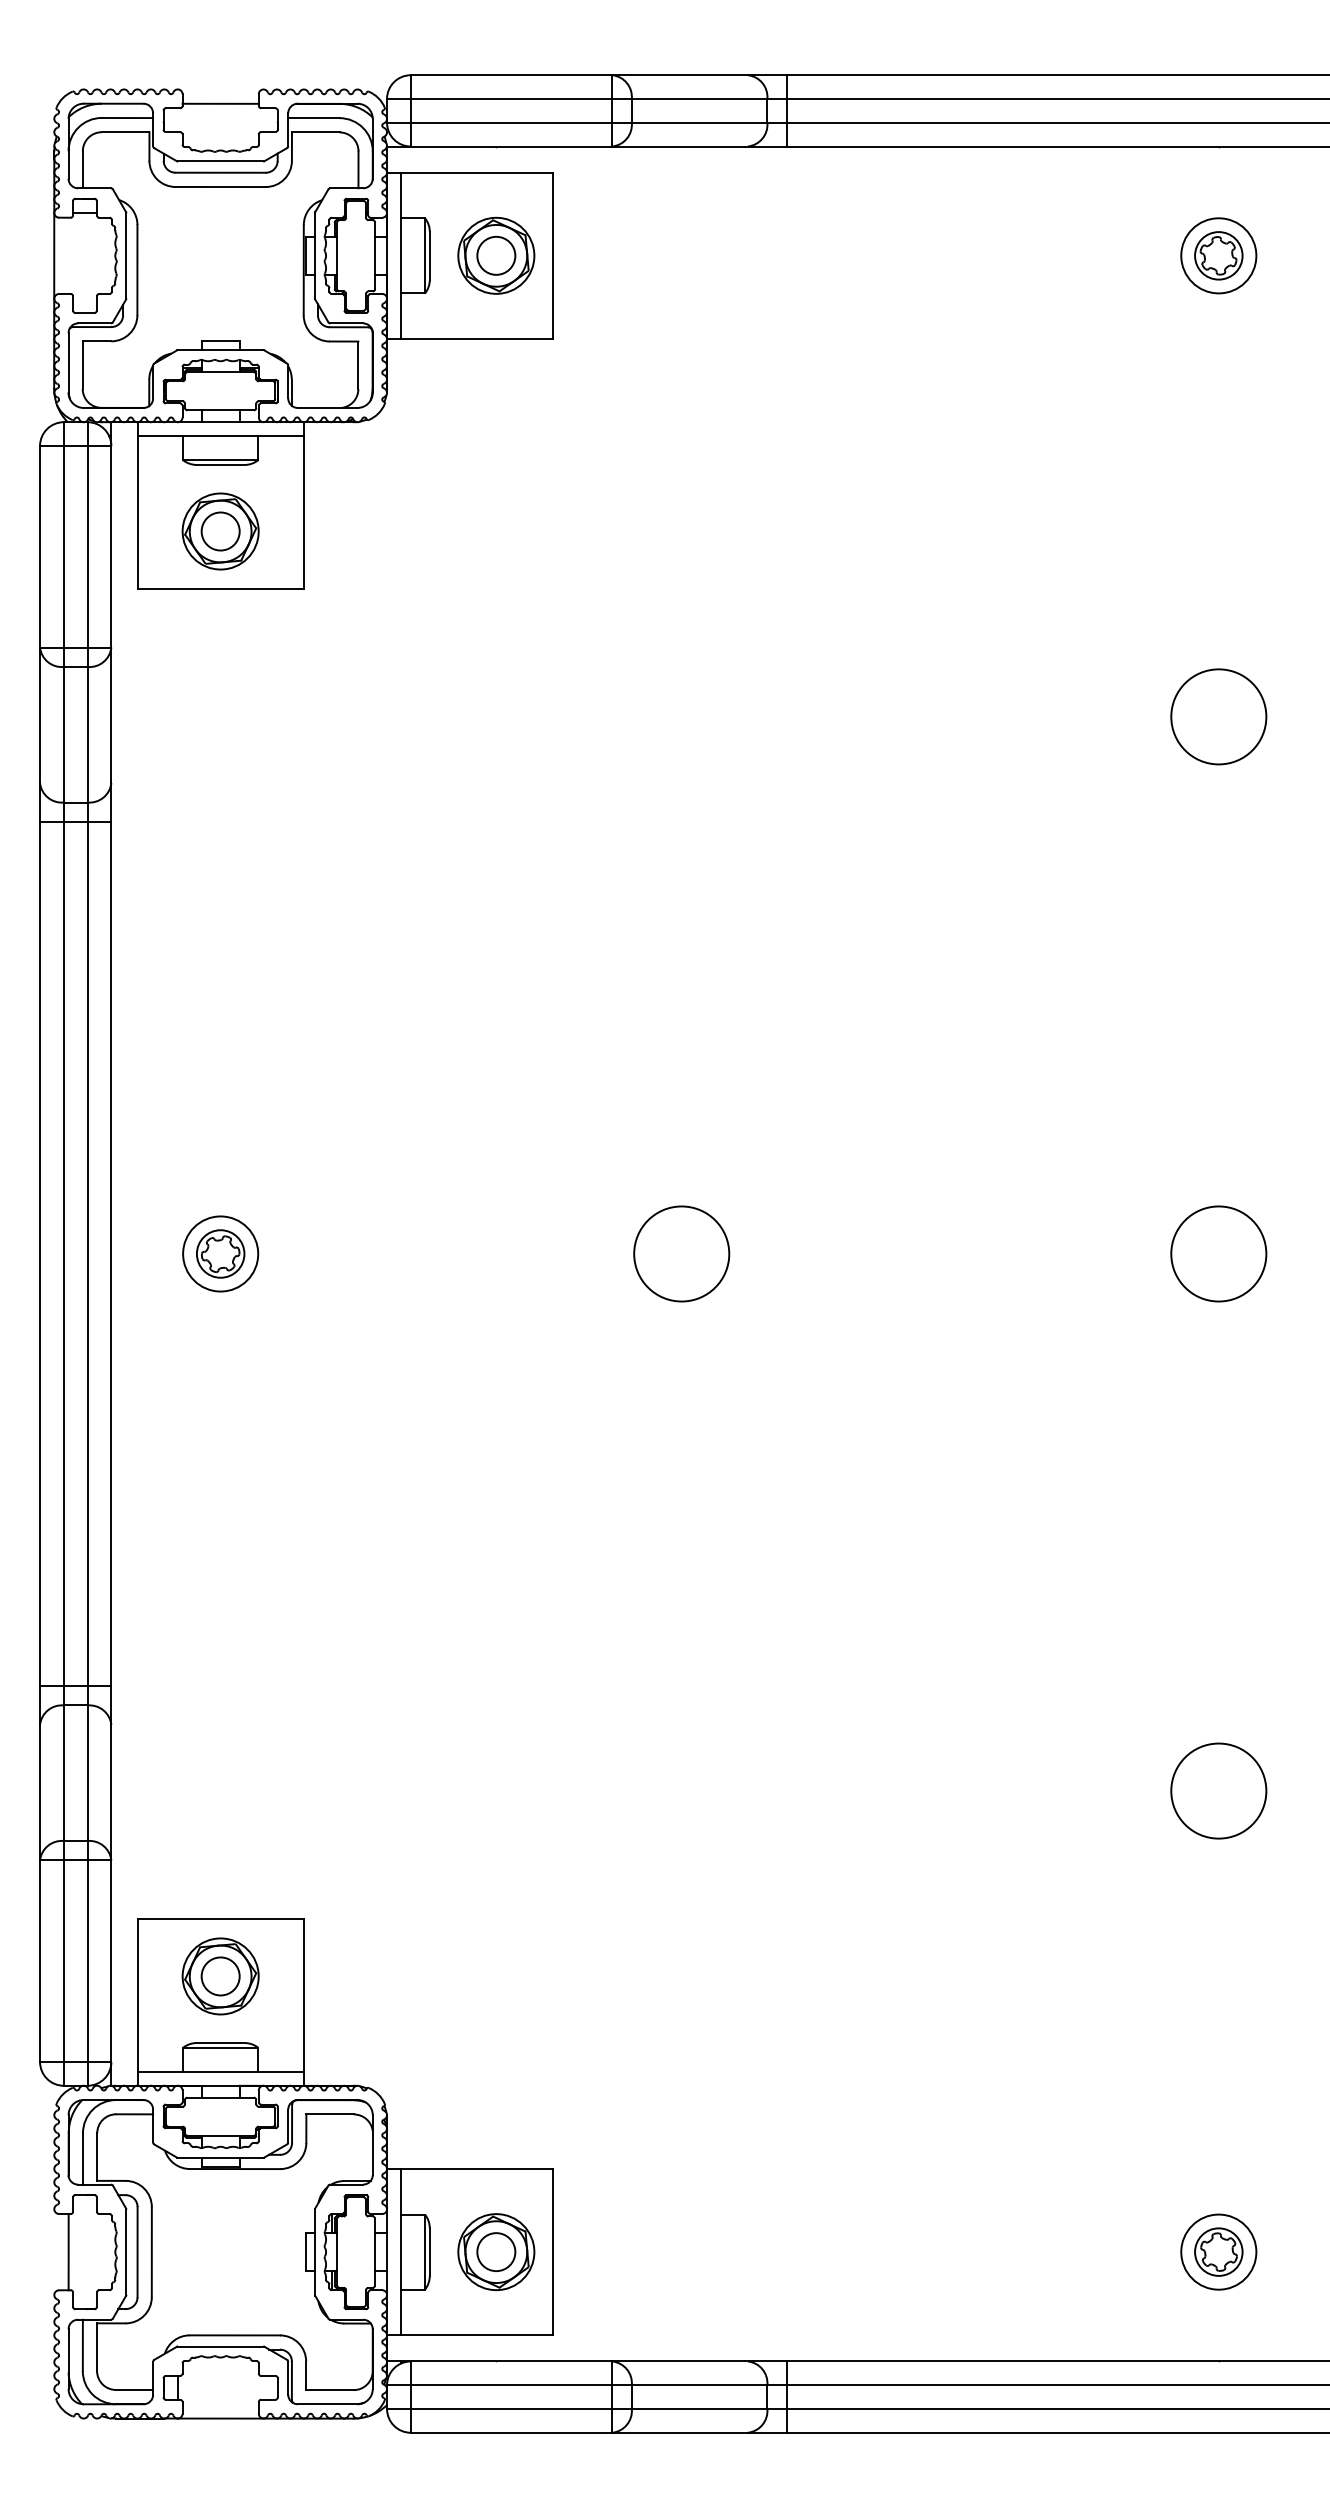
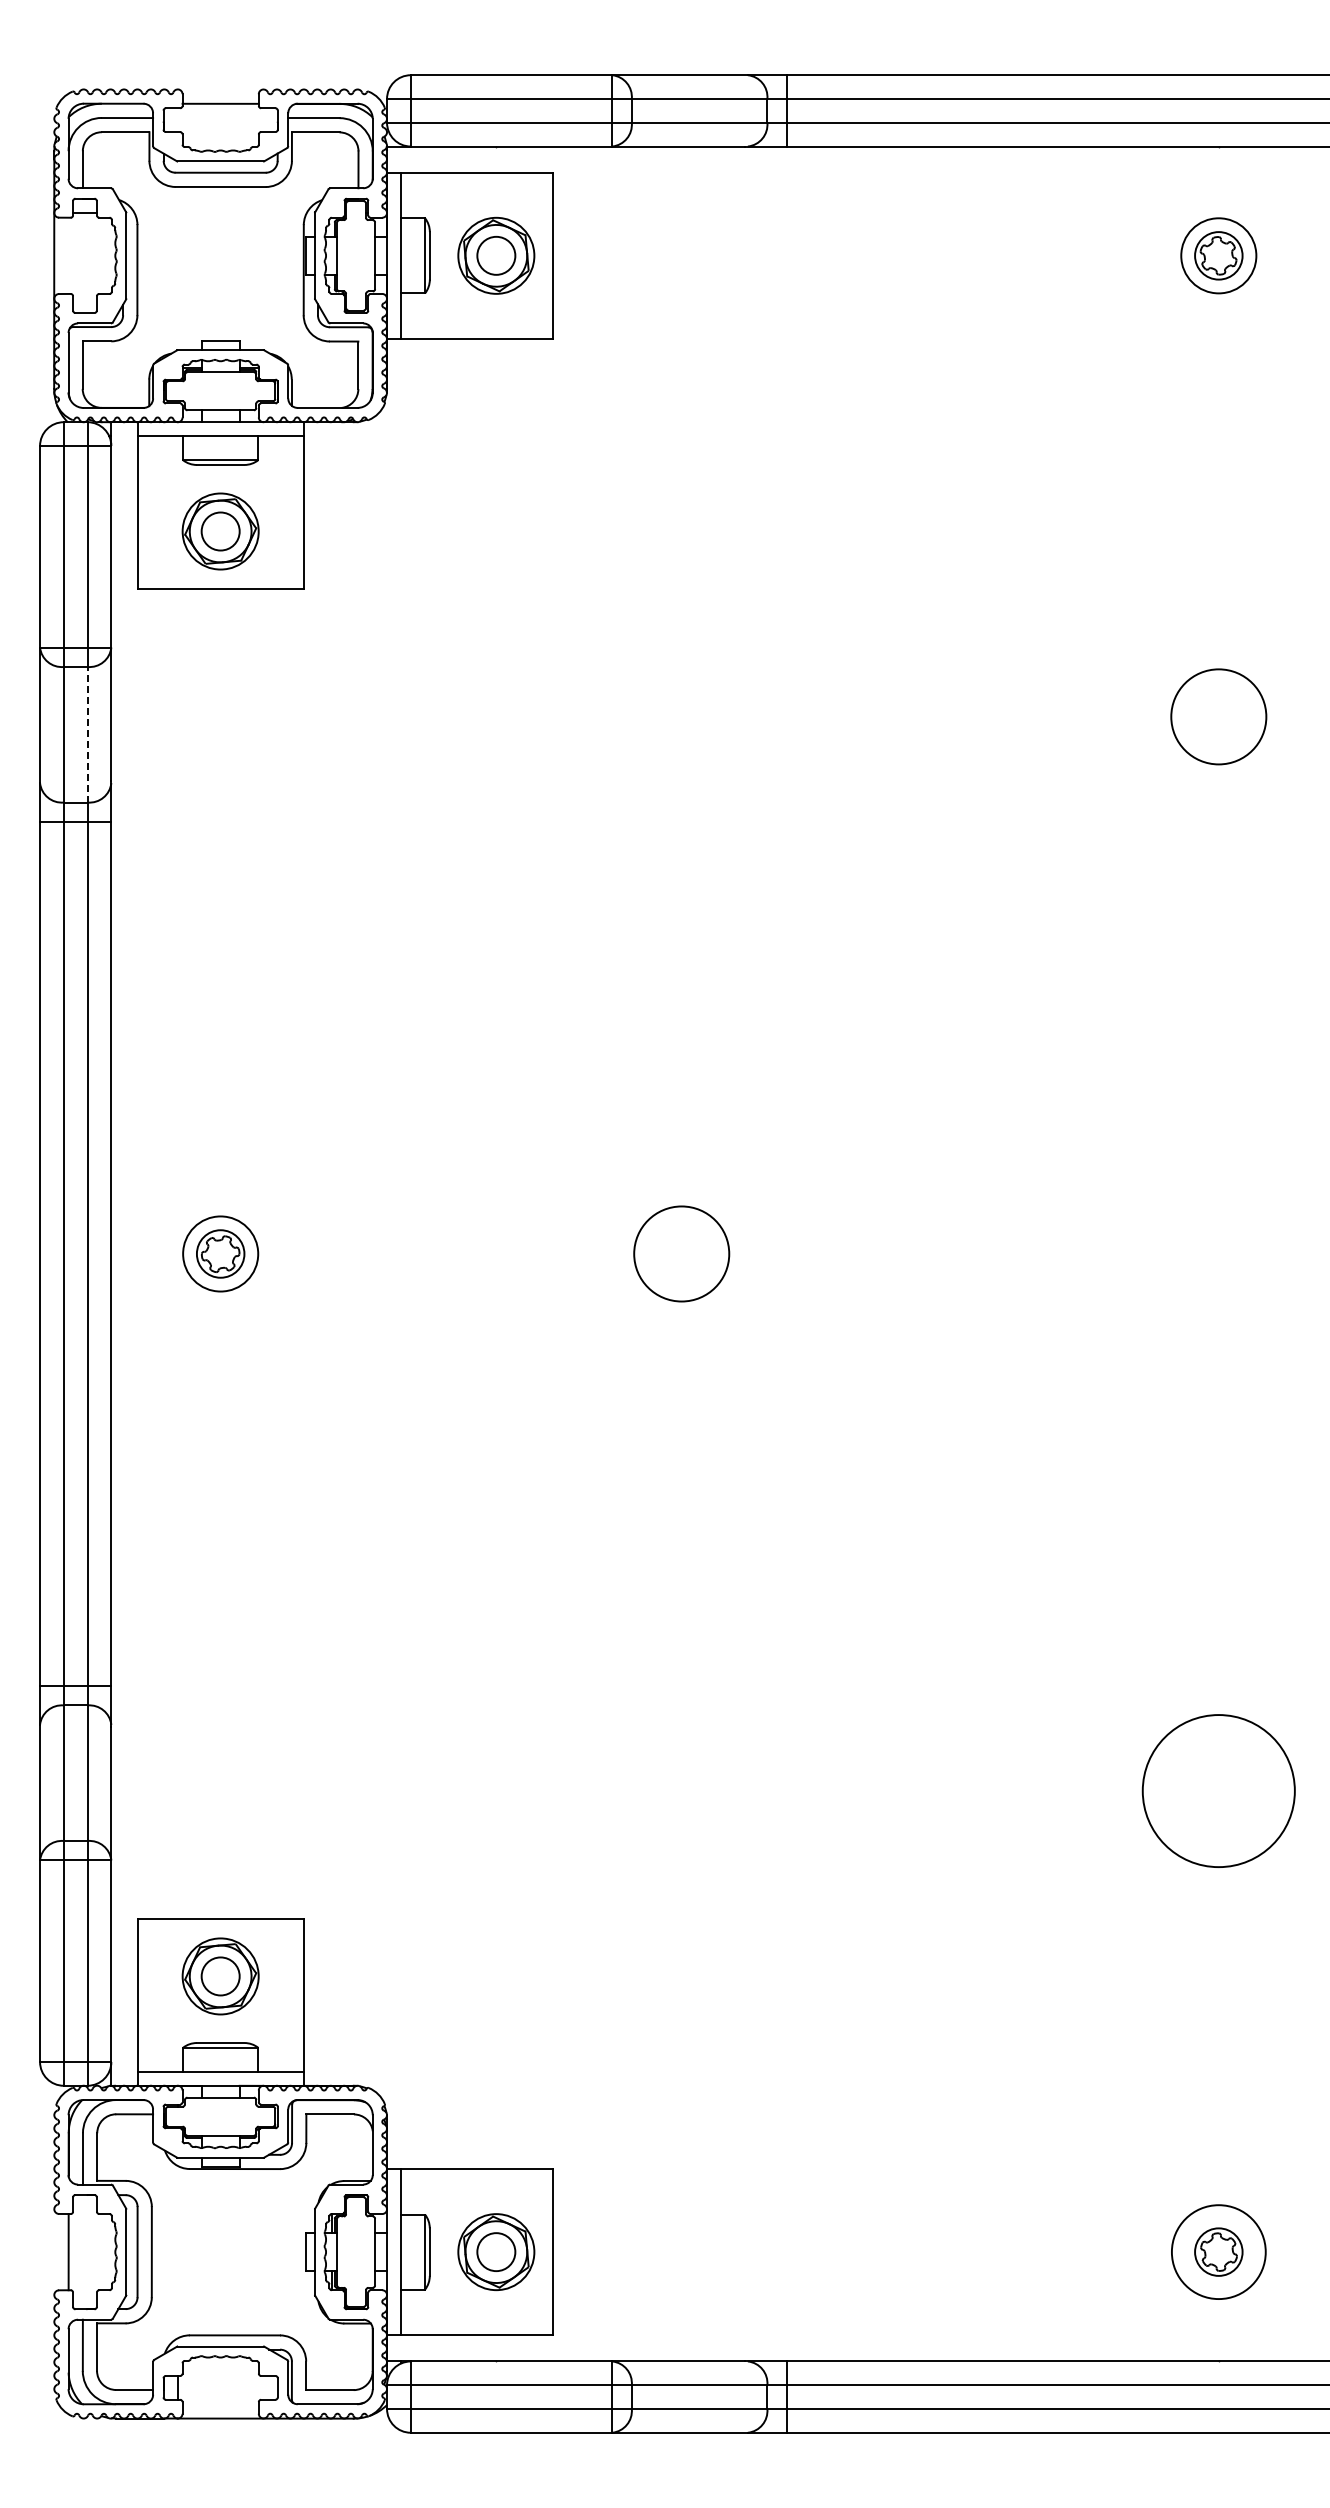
line: solid -> dashed (87, 734)
circle: present -> none (1218, 1253)
circle diameter: 95 px -> 152 px (1218, 1791)
circle diameter: 75 px -> 94 px (1218, 2252)
